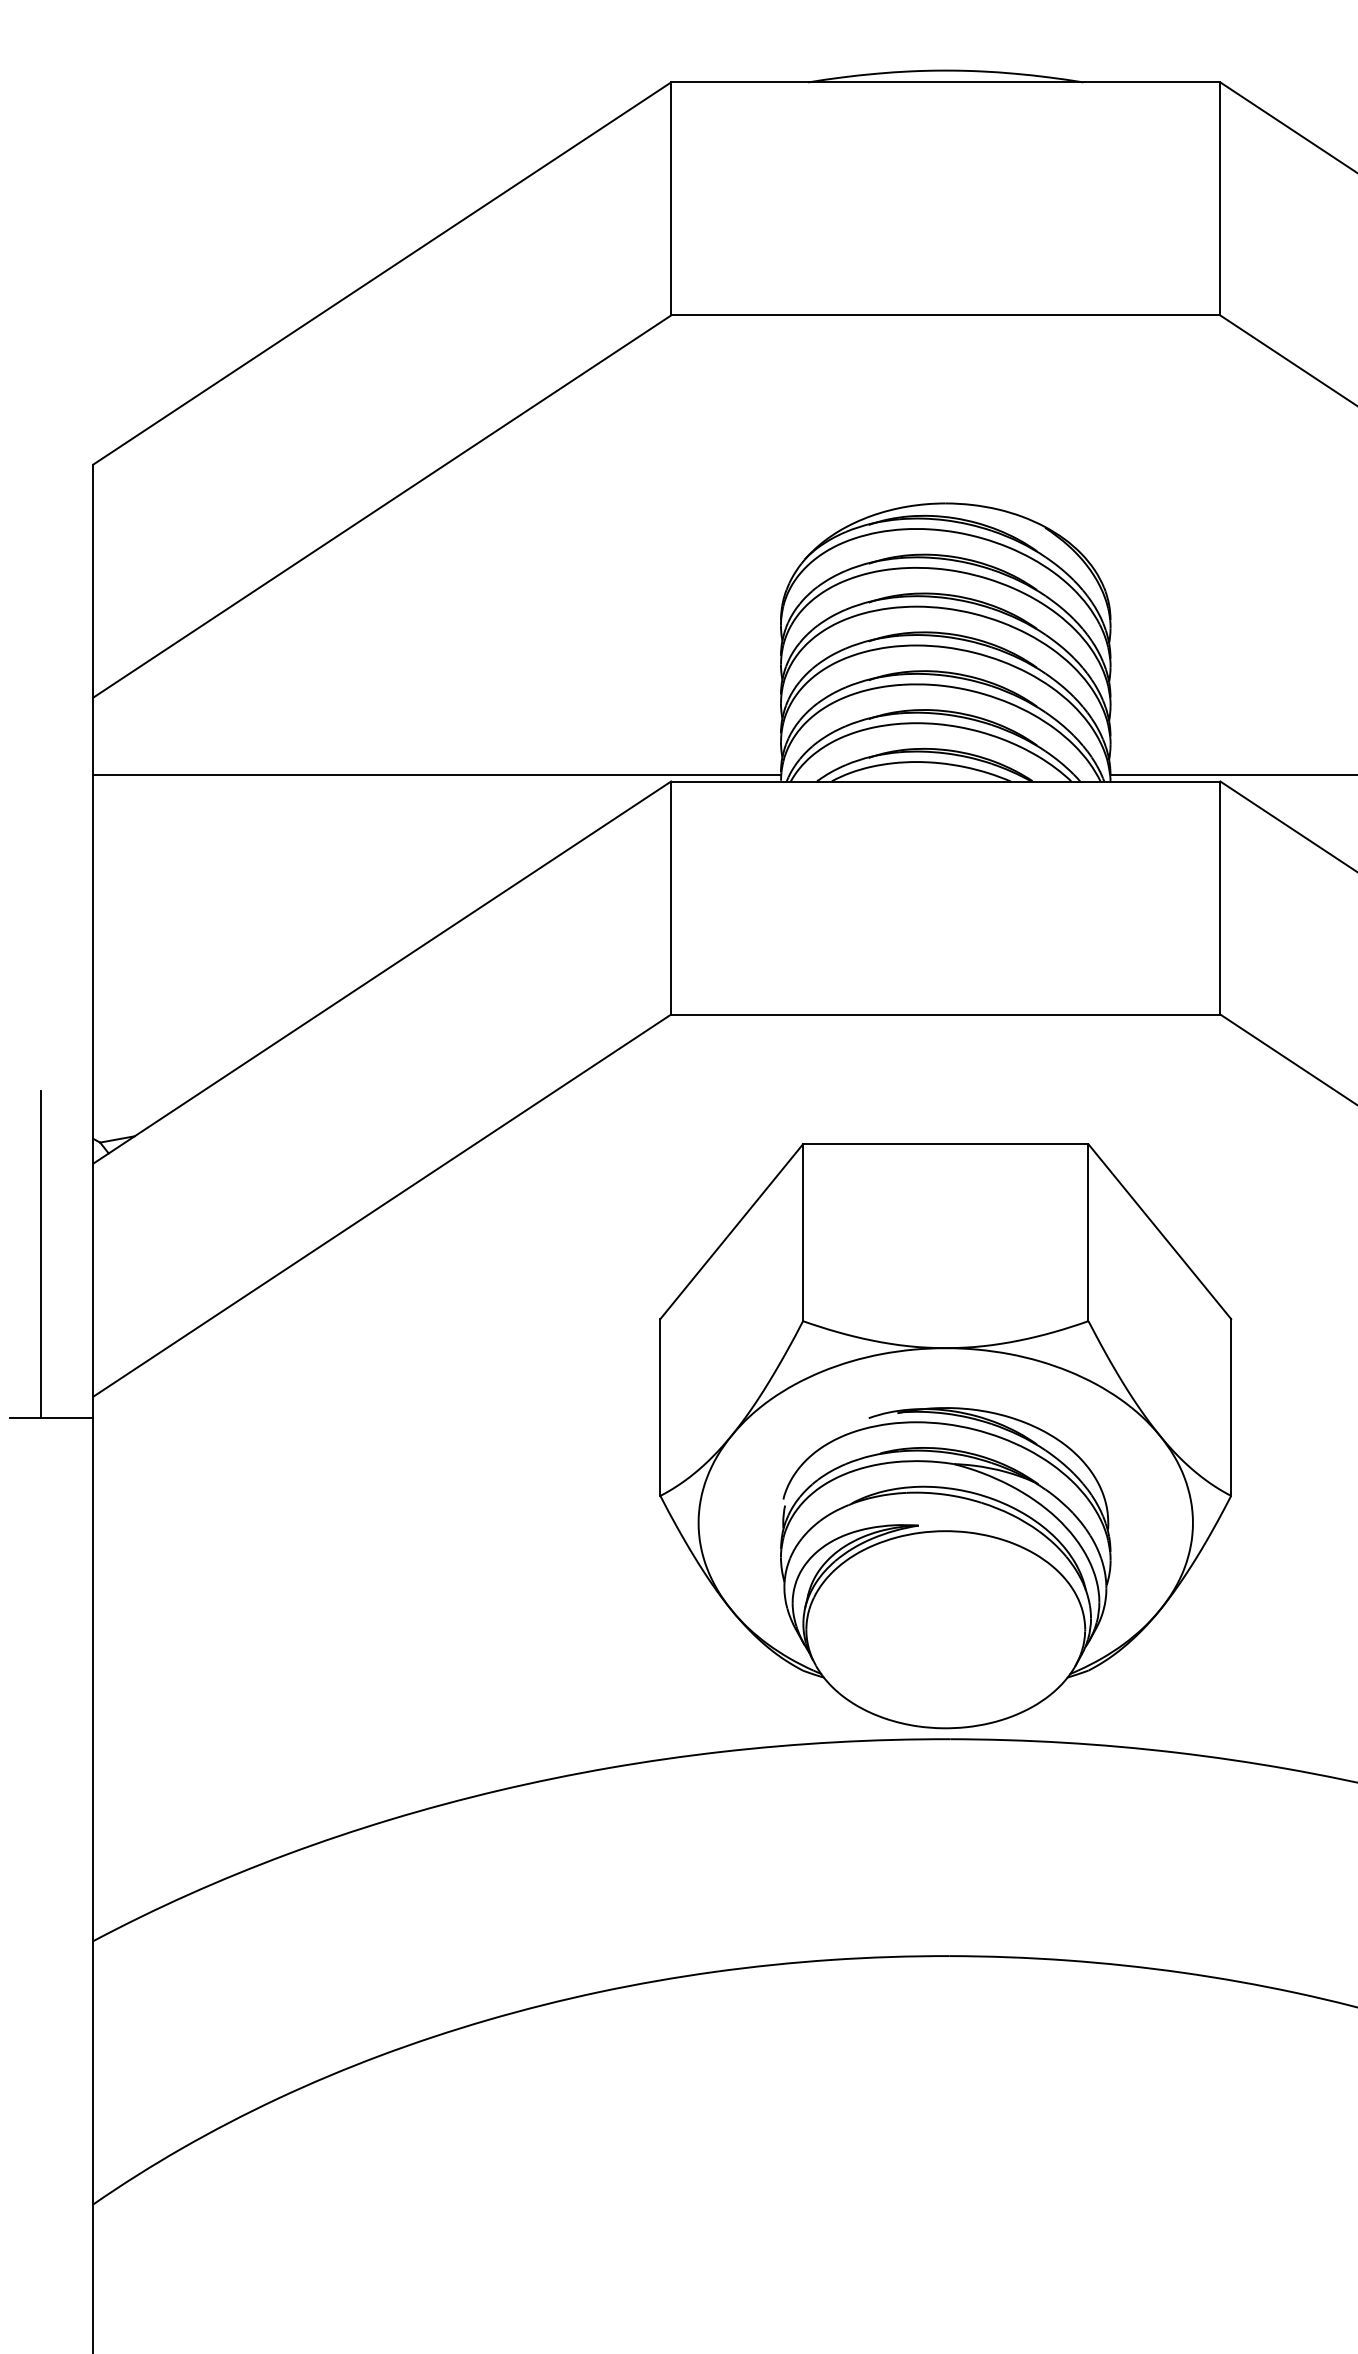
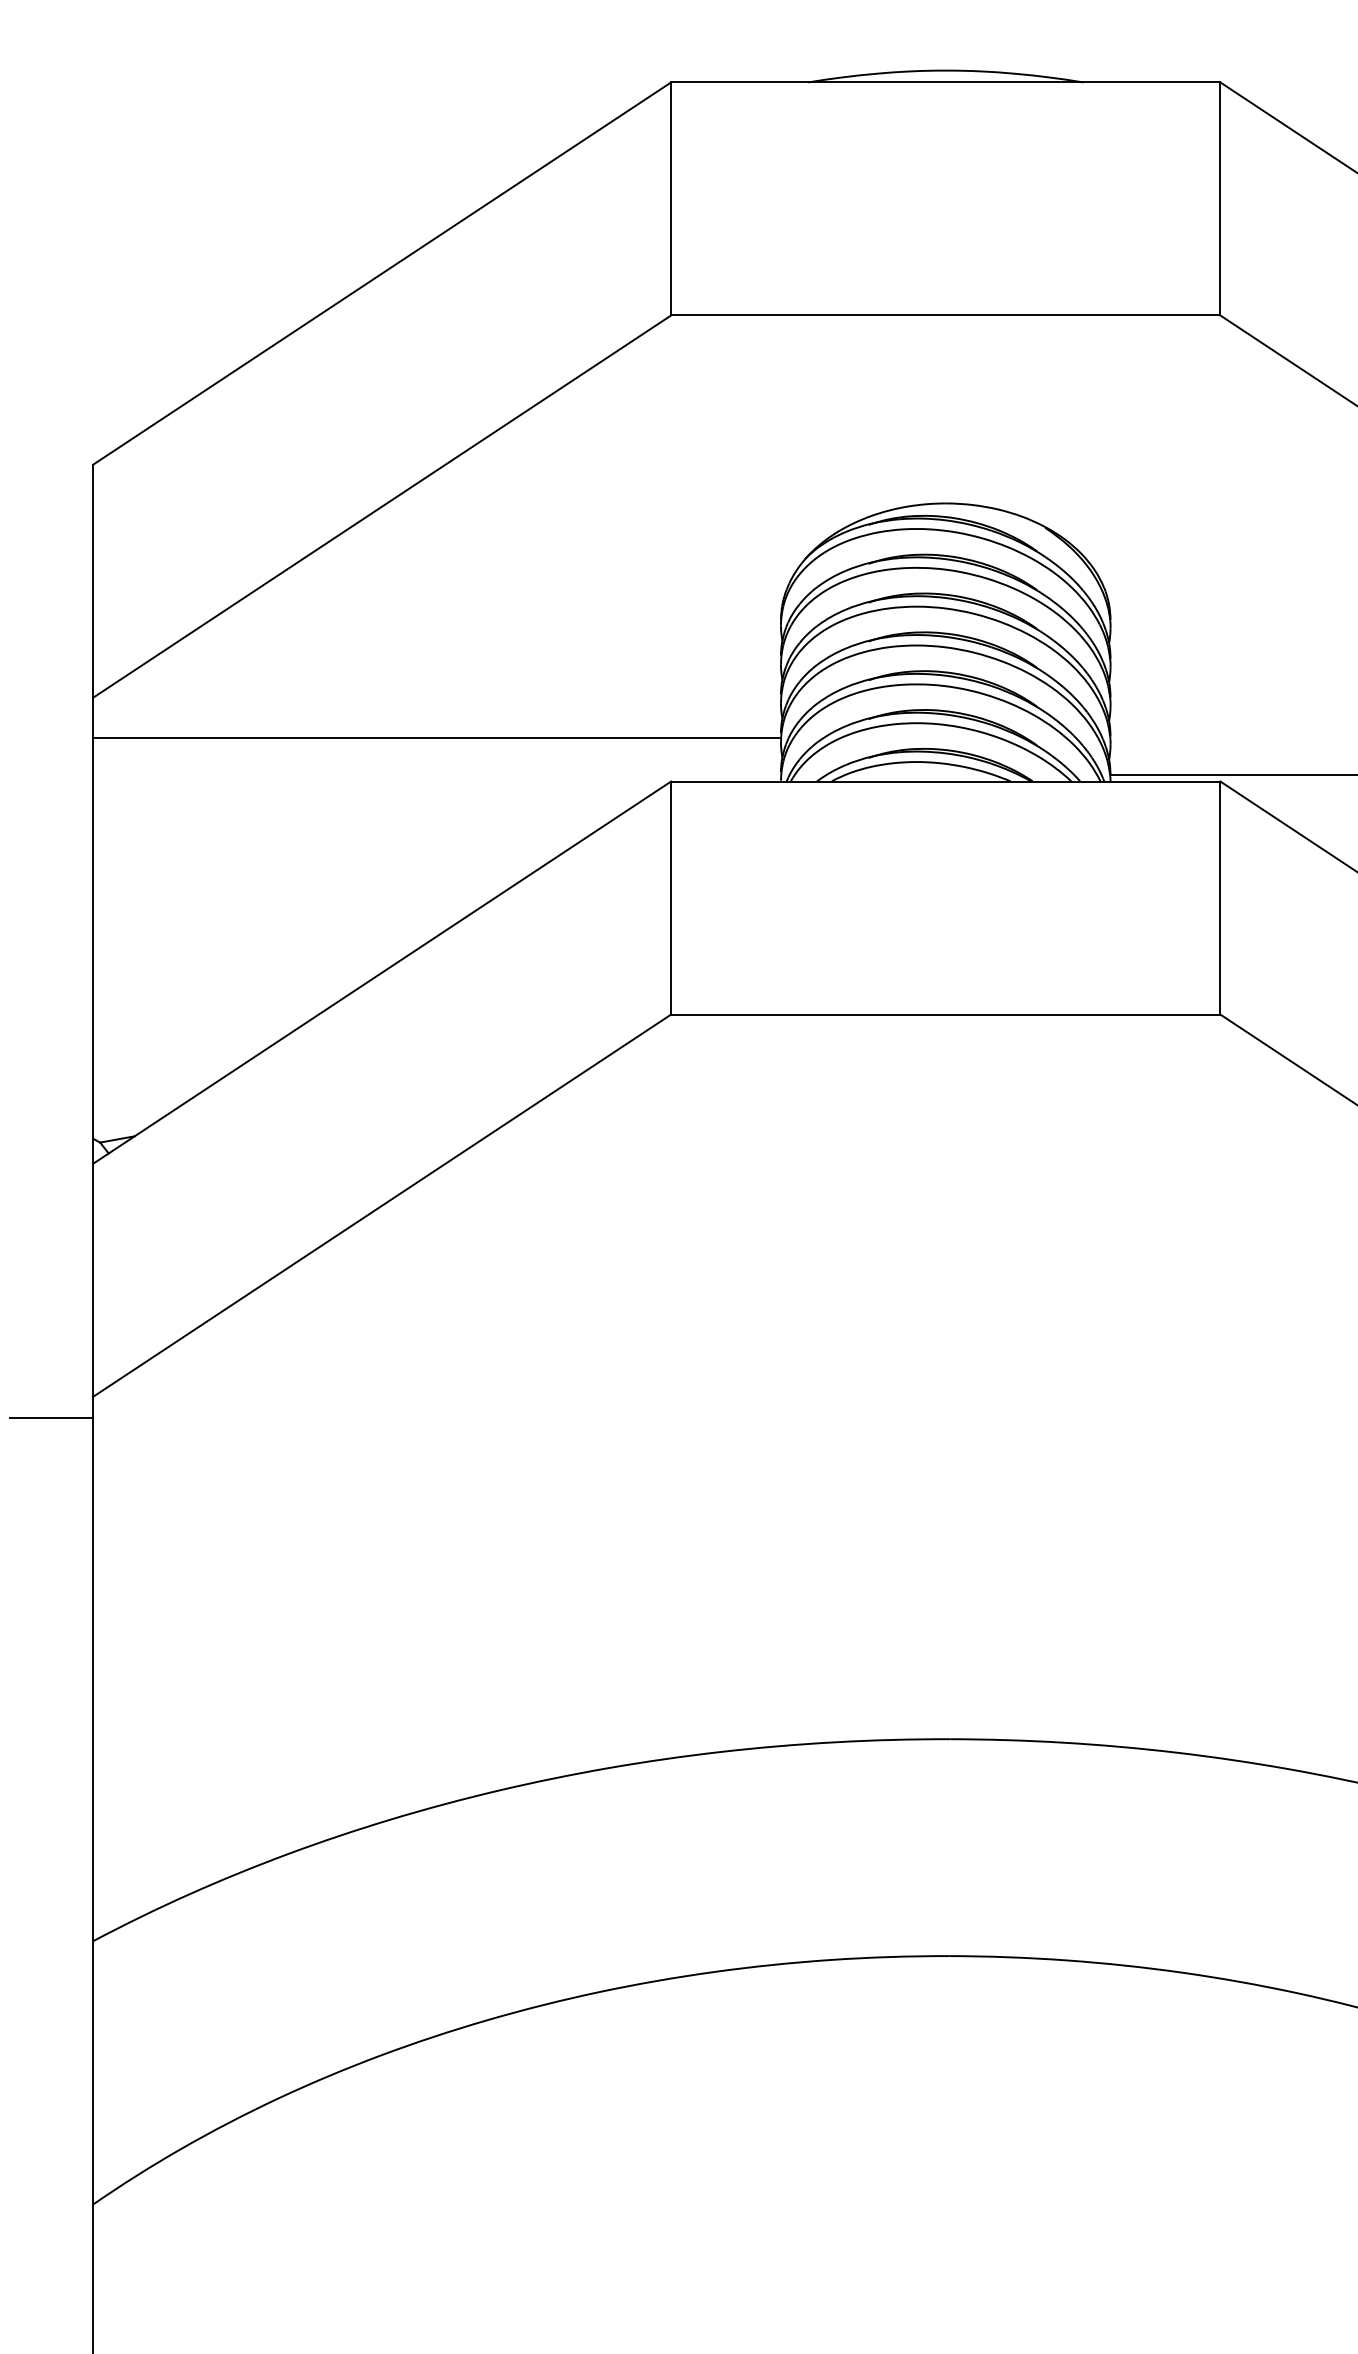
line position: (436, 775) -> (436, 738) (436, 738)
line: present -> none (40, 1253)
part: present -> none (945, 1436)
